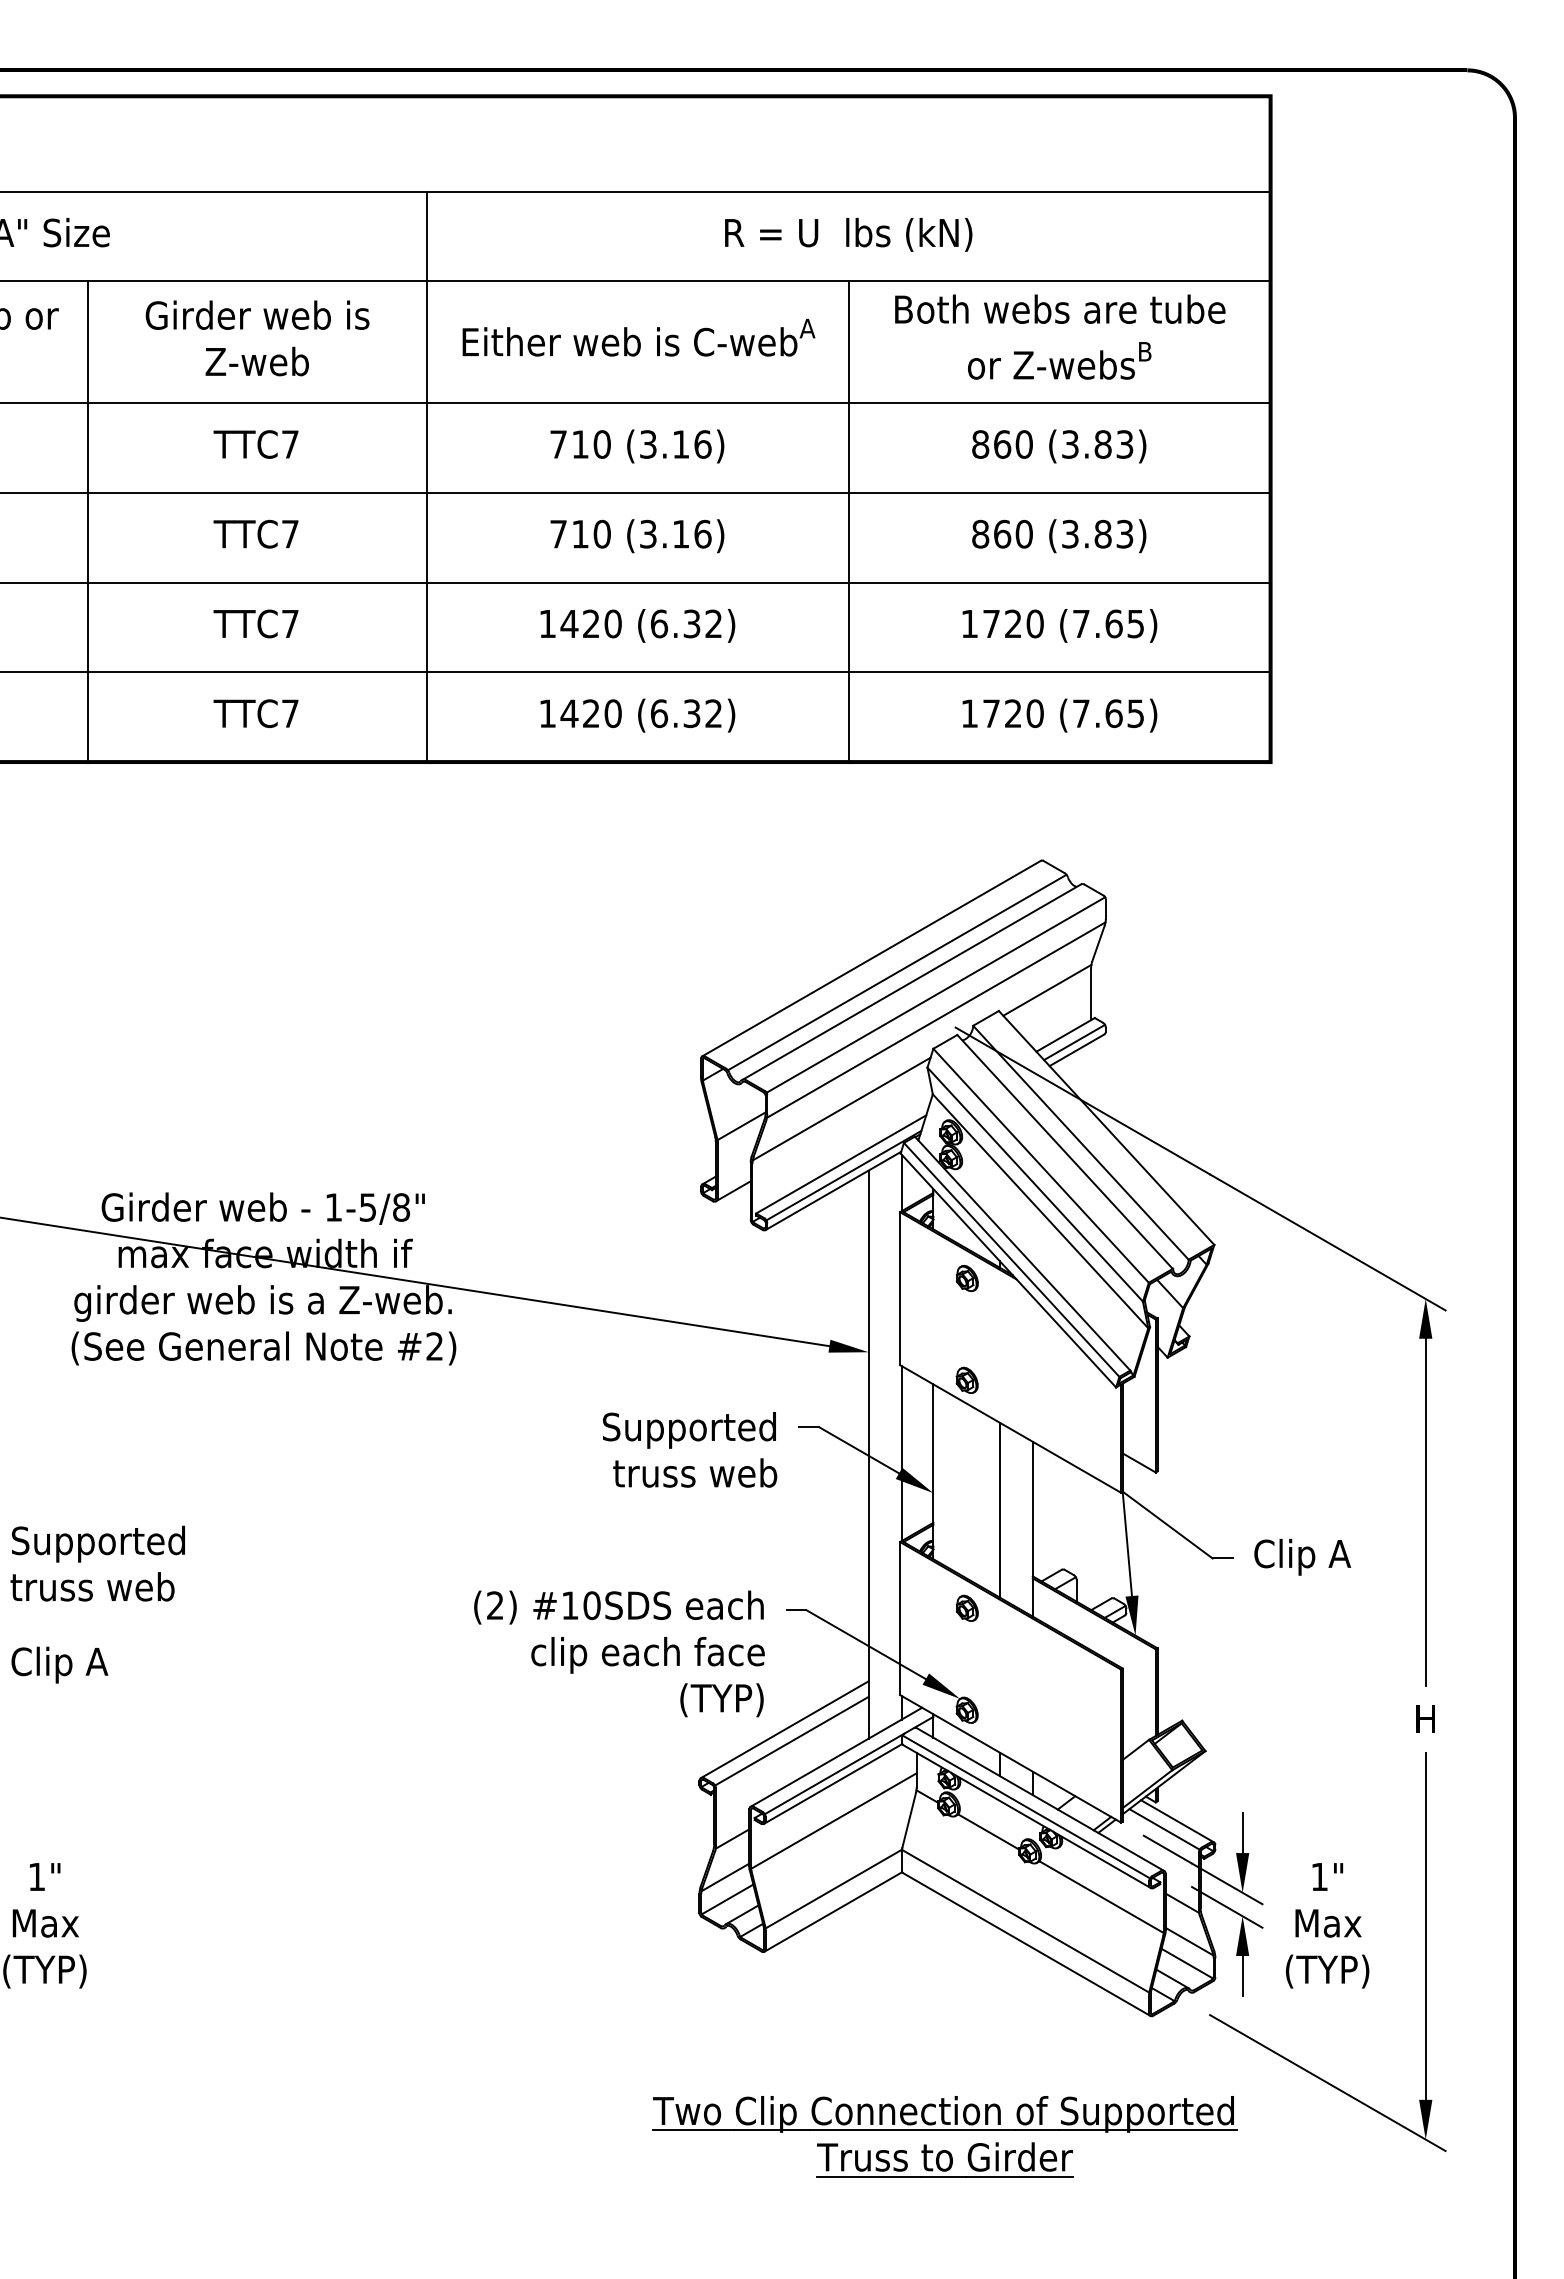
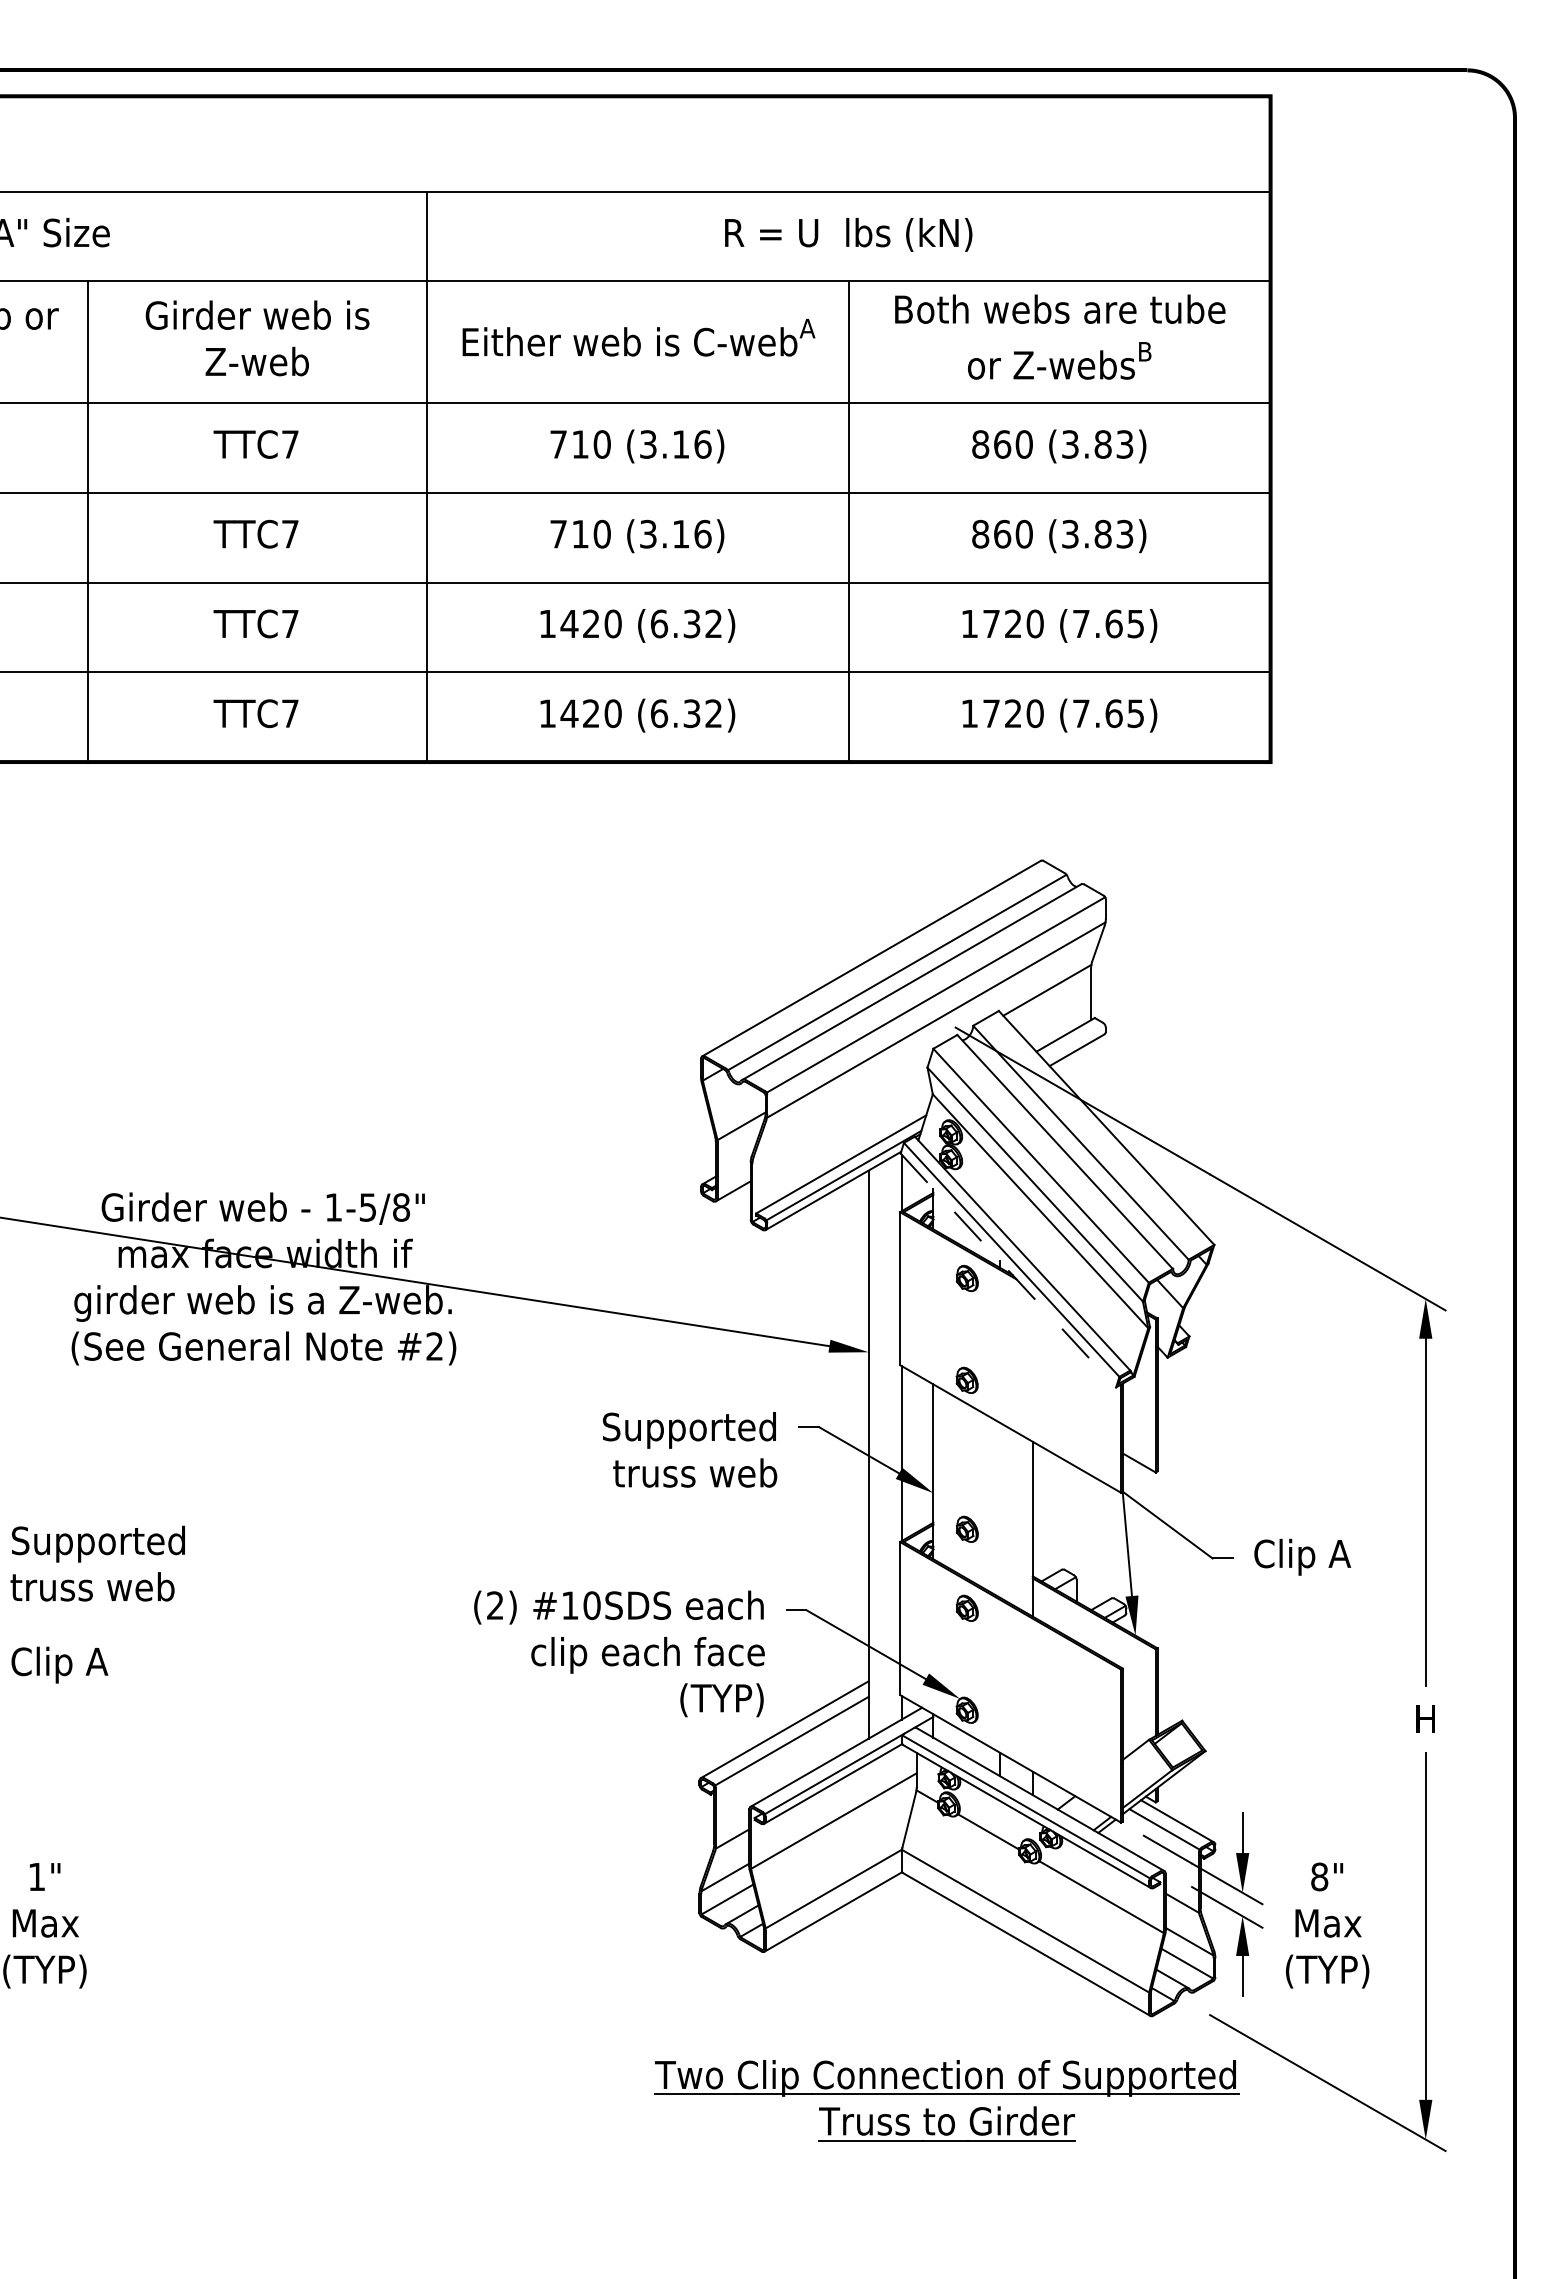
line: present -> none (1074, 1042)
line: present -> none (841, 1108)
line: solid -> dashed (1008, 1270)
line: present -> none (999, 1509)
part: none -> present (966, 1528)
text: 1" -> 8" (1319, 1876)
part position: (944, 2136) -> (946, 2100) (946, 2100)
